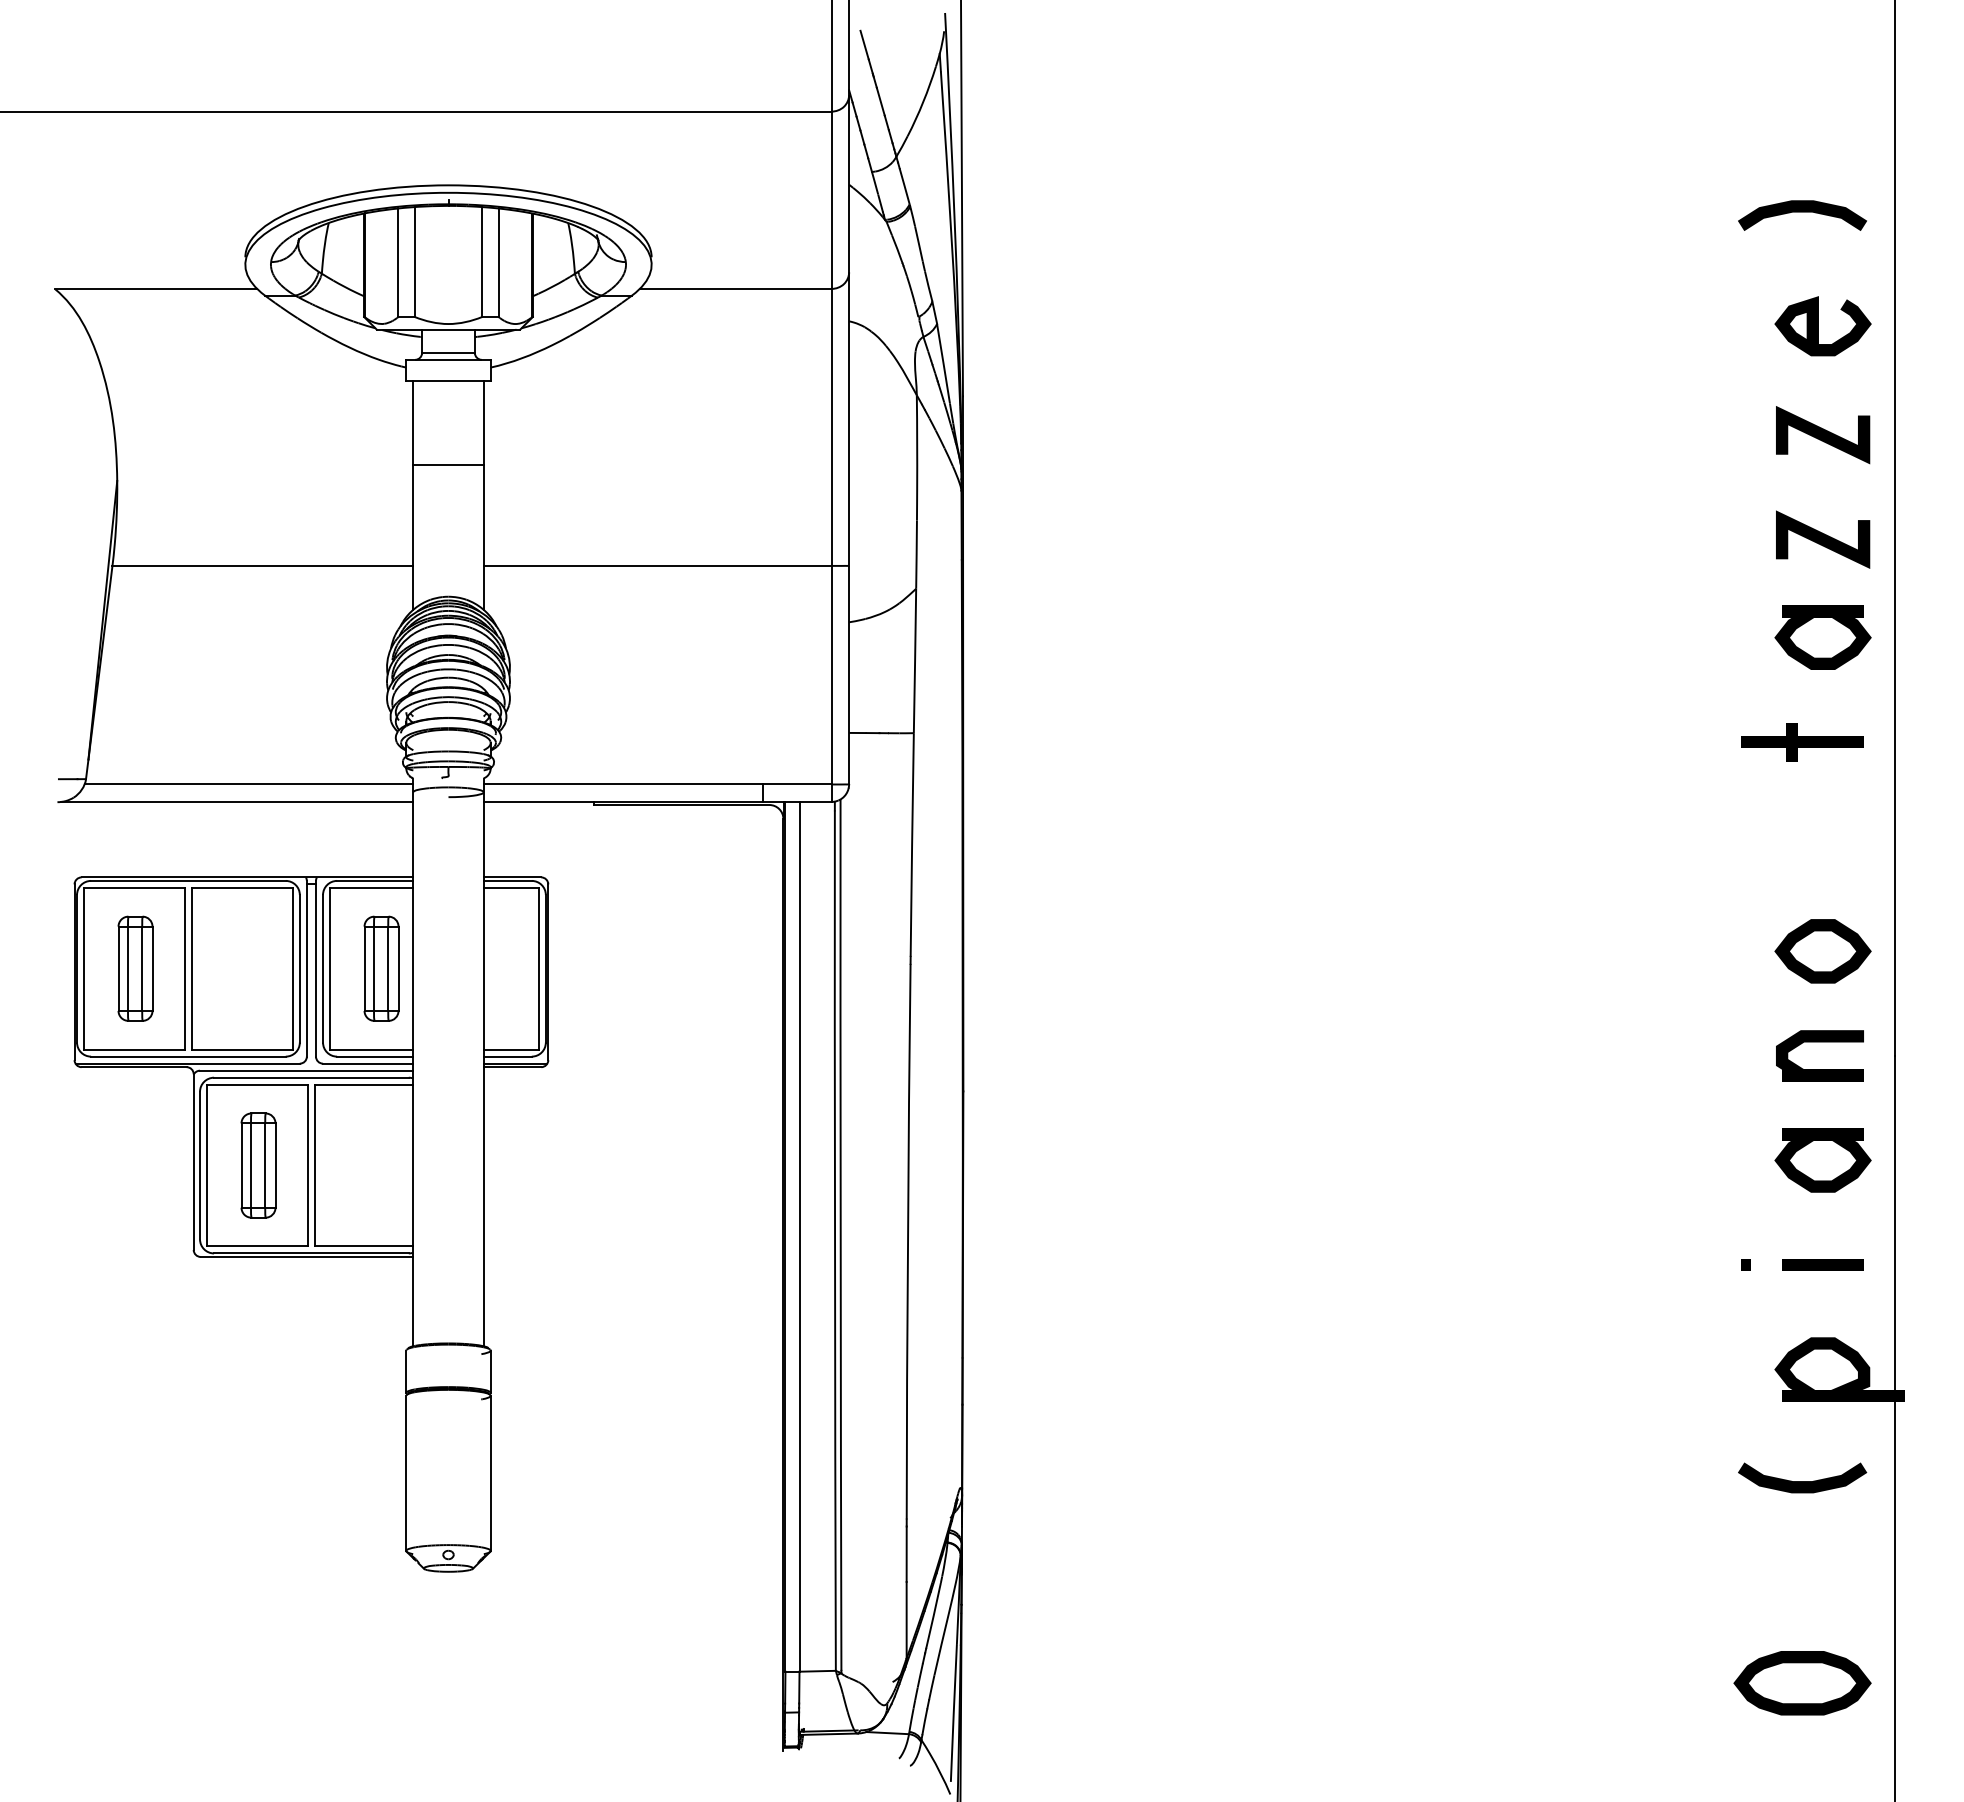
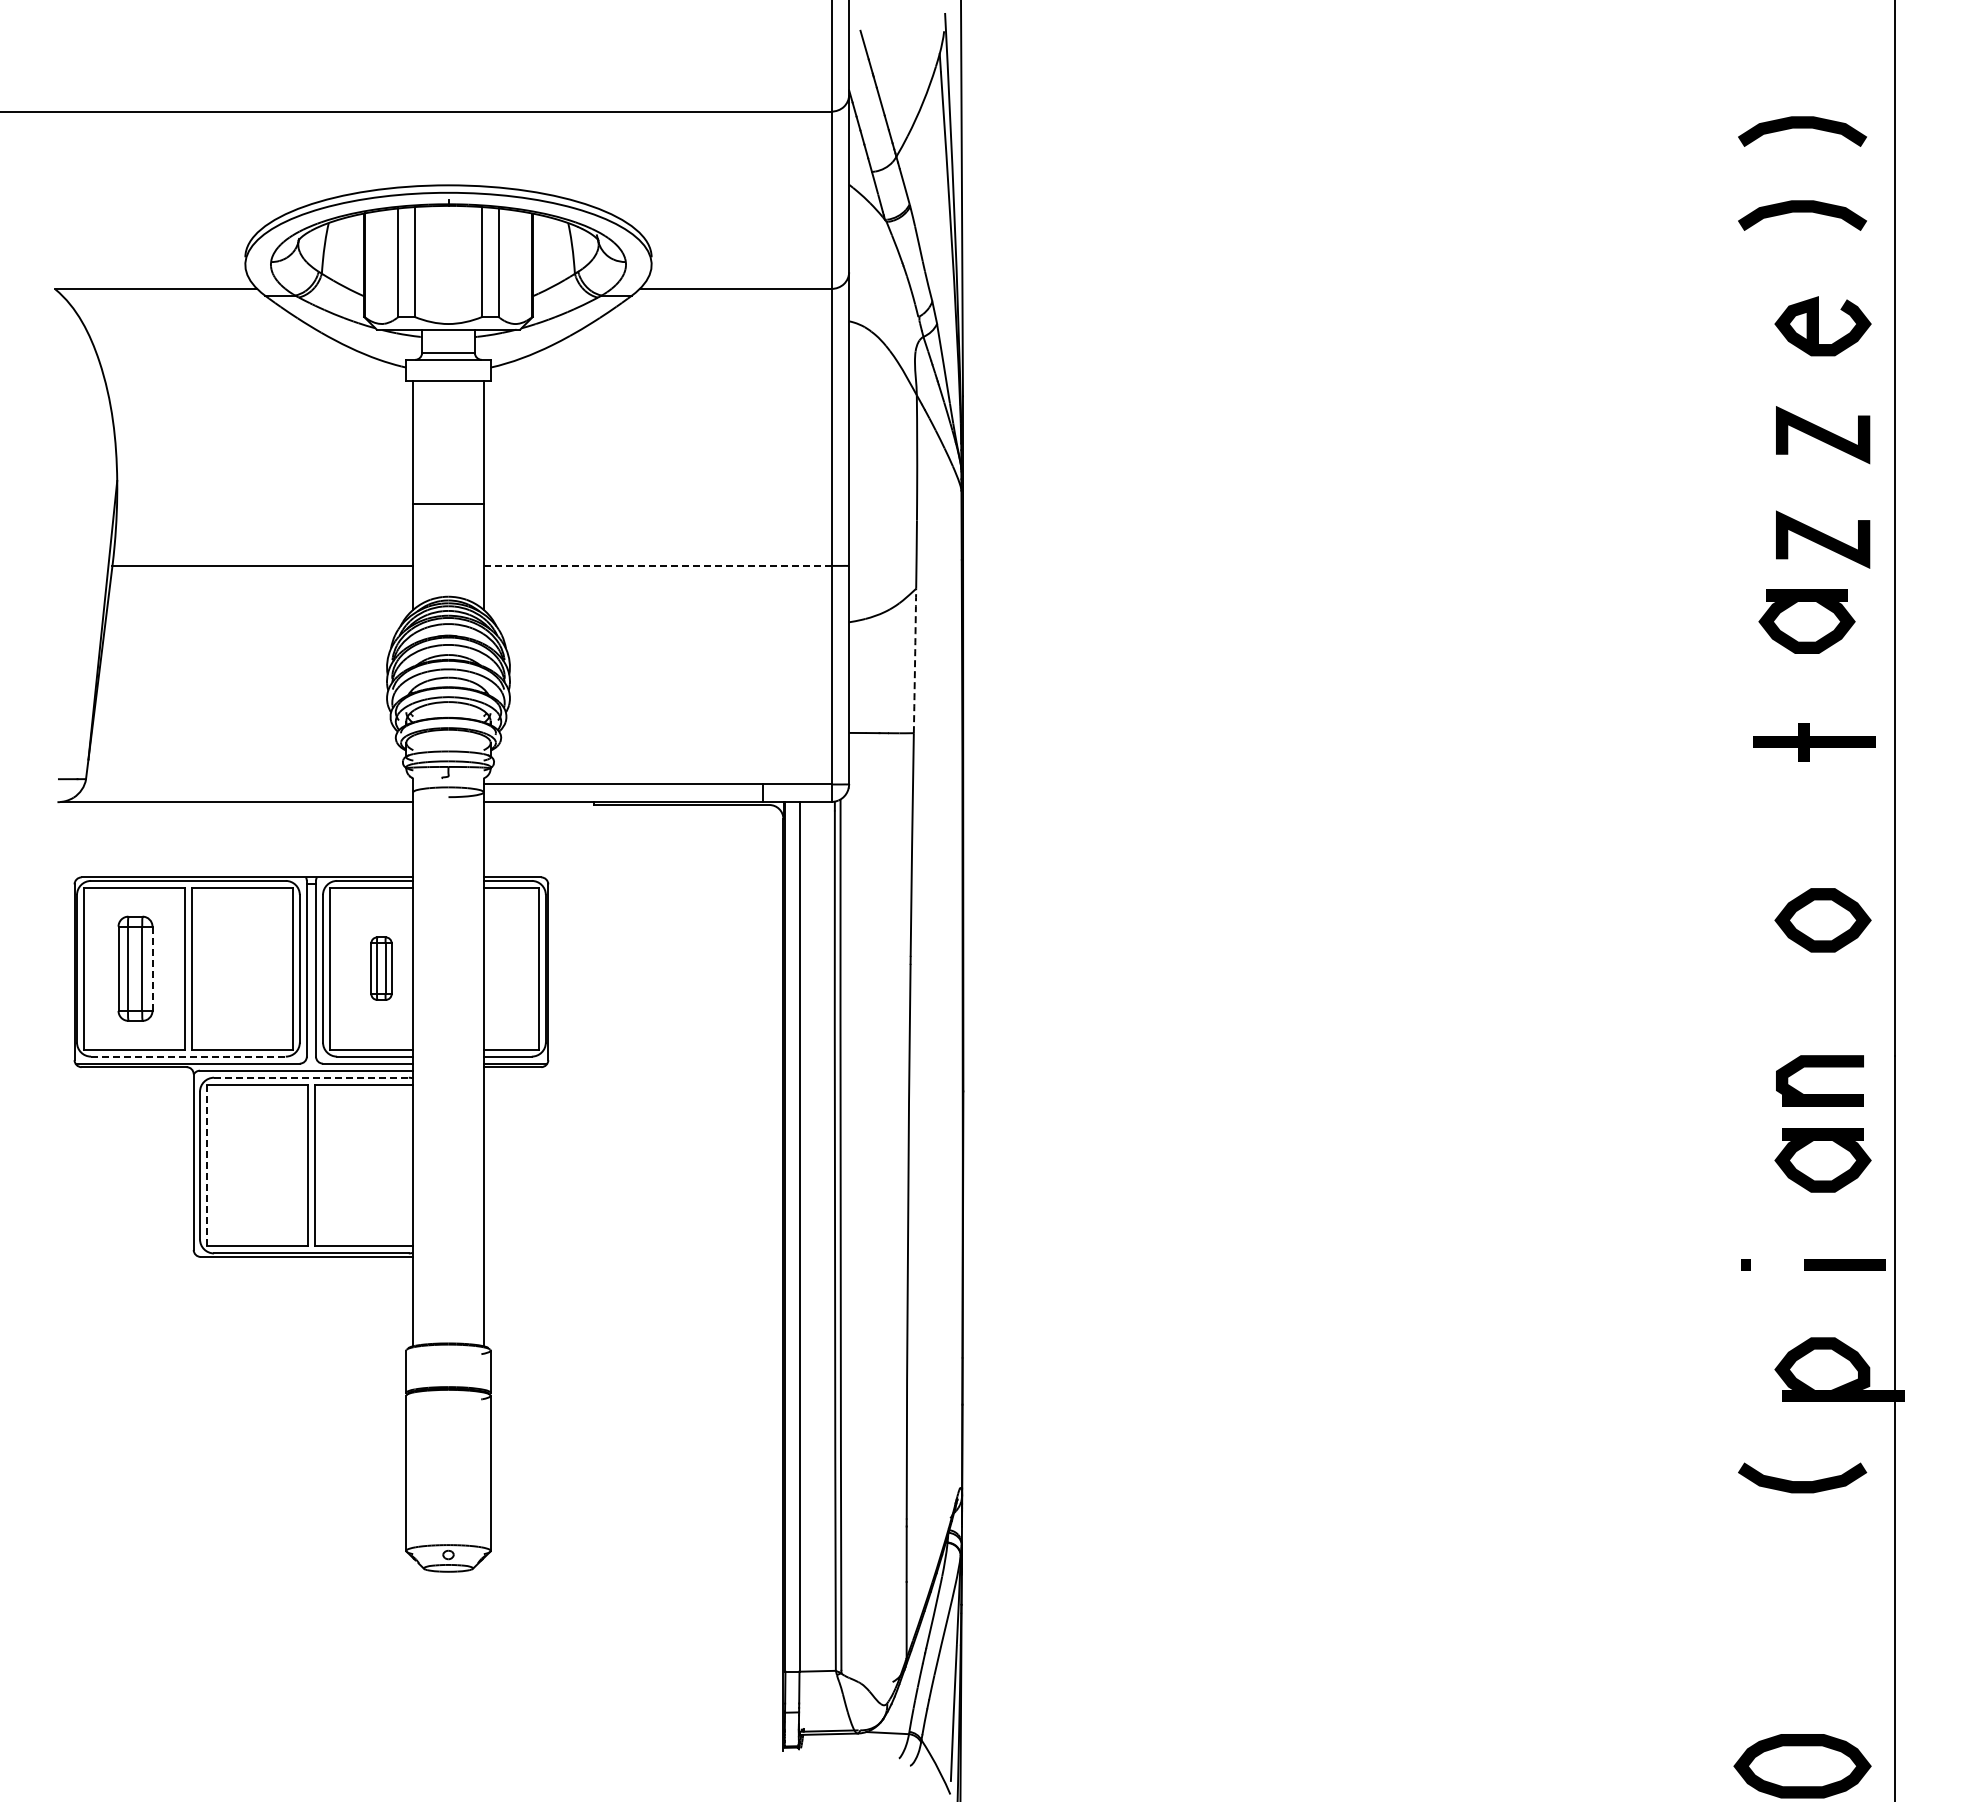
curve: none -> present (1802, 128)
line position: (448, 465) -> (448, 504) (448, 504)
line: solid -> dashed (657, 565)
part position: (1822, 637) -> (1806, 621) (1806, 621)
arc: solid -> dashed (915, 660)
part position: (1802, 742) -> (1814, 742) (1814, 742)
line: present -> none (248, 784)
part position: (1822, 951) -> (1822, 920) (1822, 920)
line: solid -> dashed (152, 968)
part size: 37x107 px -> 23x65 px (381, 968)
part position: (1819, 1042) -> (1819, 1067) (1819, 1067)
line: solid -> dashed (188, 1056)
line: solid -> dashed (311, 1077)
line: solid -> dashed (207, 1165)
part: present -> none (258, 1165)
line position: (1822, 1264) -> (1844, 1264) (1844, 1264)
part position: (1802, 1683) -> (1802, 1766) (1802, 1766)
